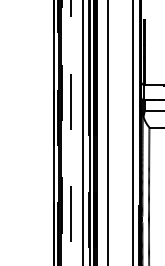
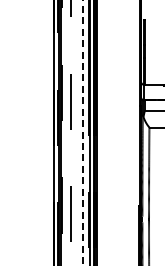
line: present -> none (107, 132)
line: present -> none (133, 132)
line: solid -> dashed (83, 133)
